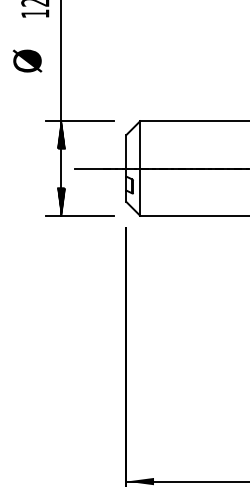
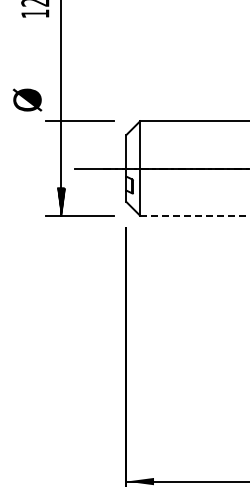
text position: (27, 60) -> (27, 99) (27, 99)
hatch: present -> none (61, 134)
line: solid -> dashed (195, 215)
